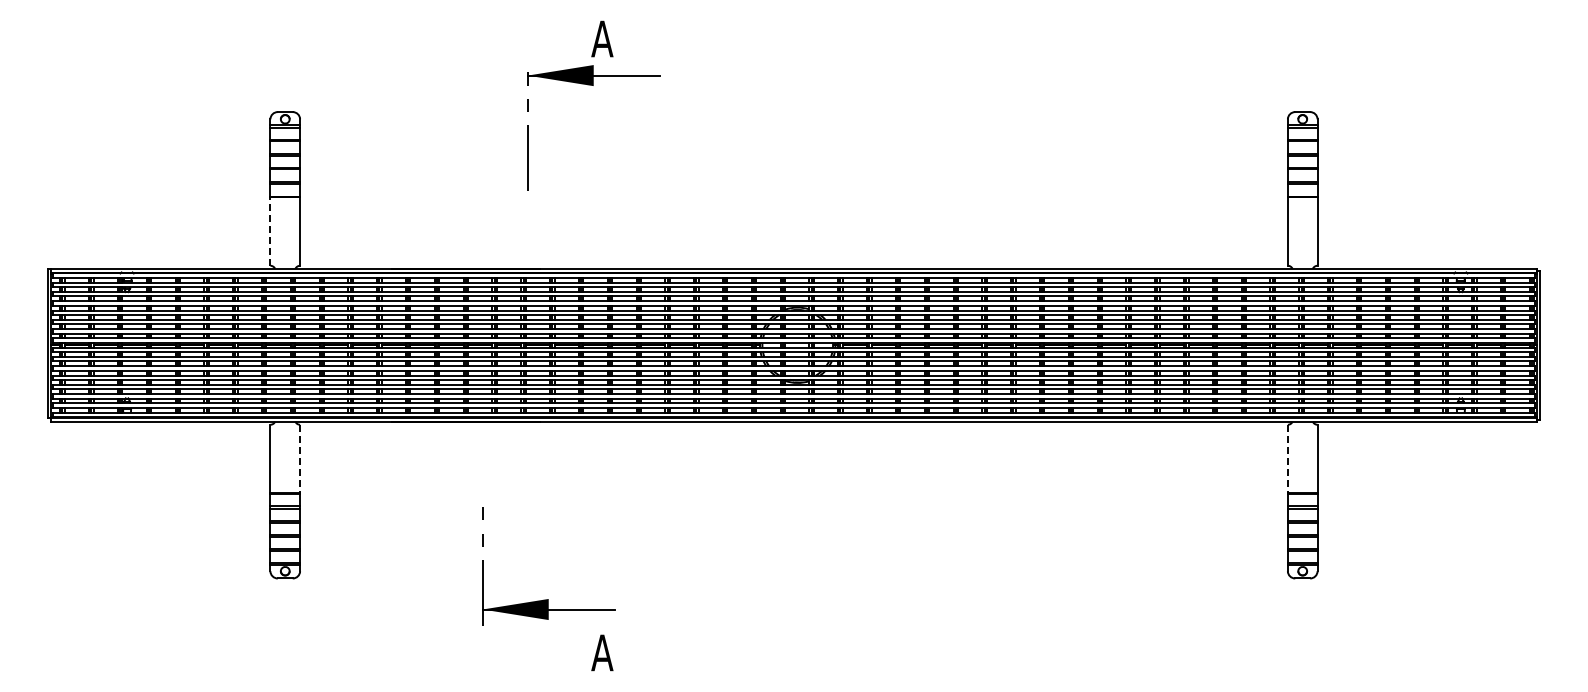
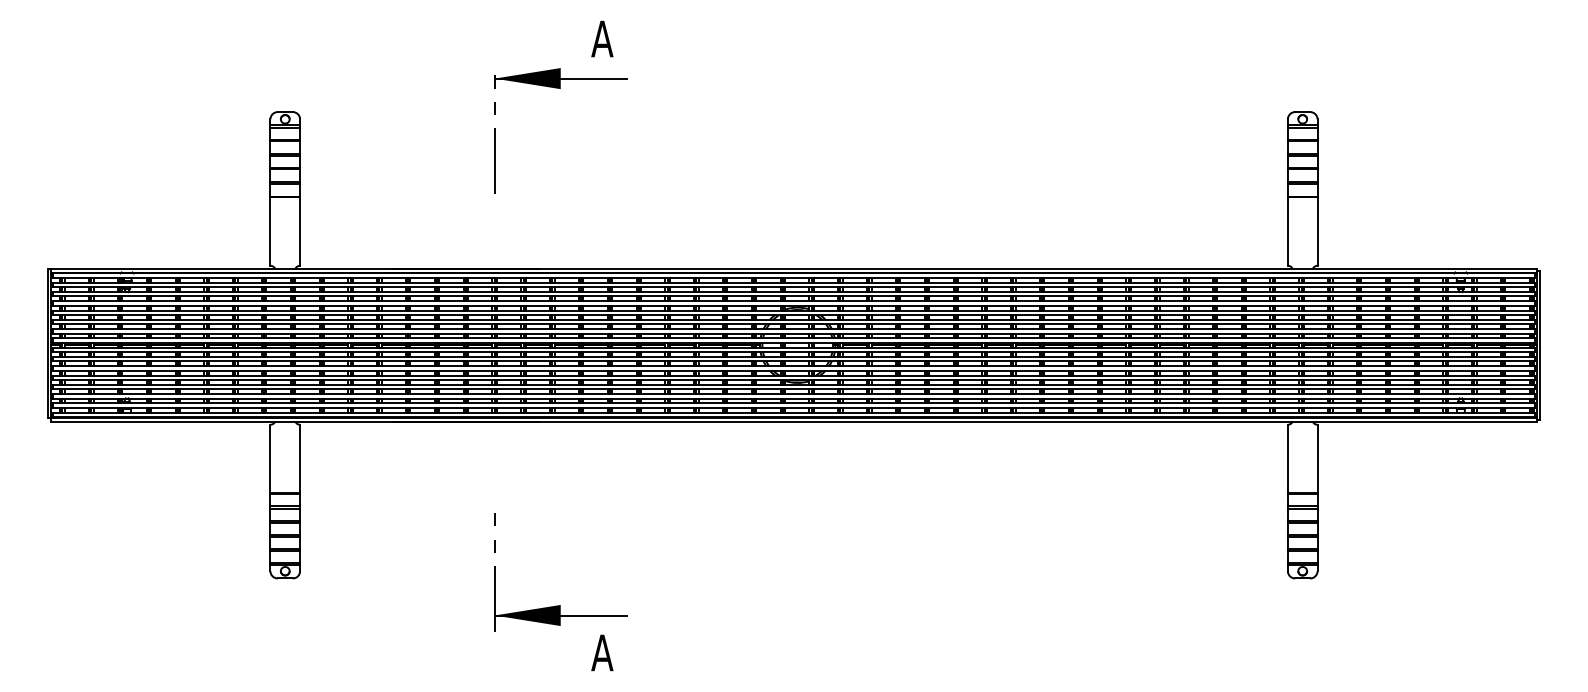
part position: (593, 85) -> (560, 88) (560, 88)
line: dashed -> solid (270, 231)
line: dashed -> solid (300, 459)
line: dashed -> solid (1287, 459)
part position: (548, 599) -> (560, 605) (560, 605)
